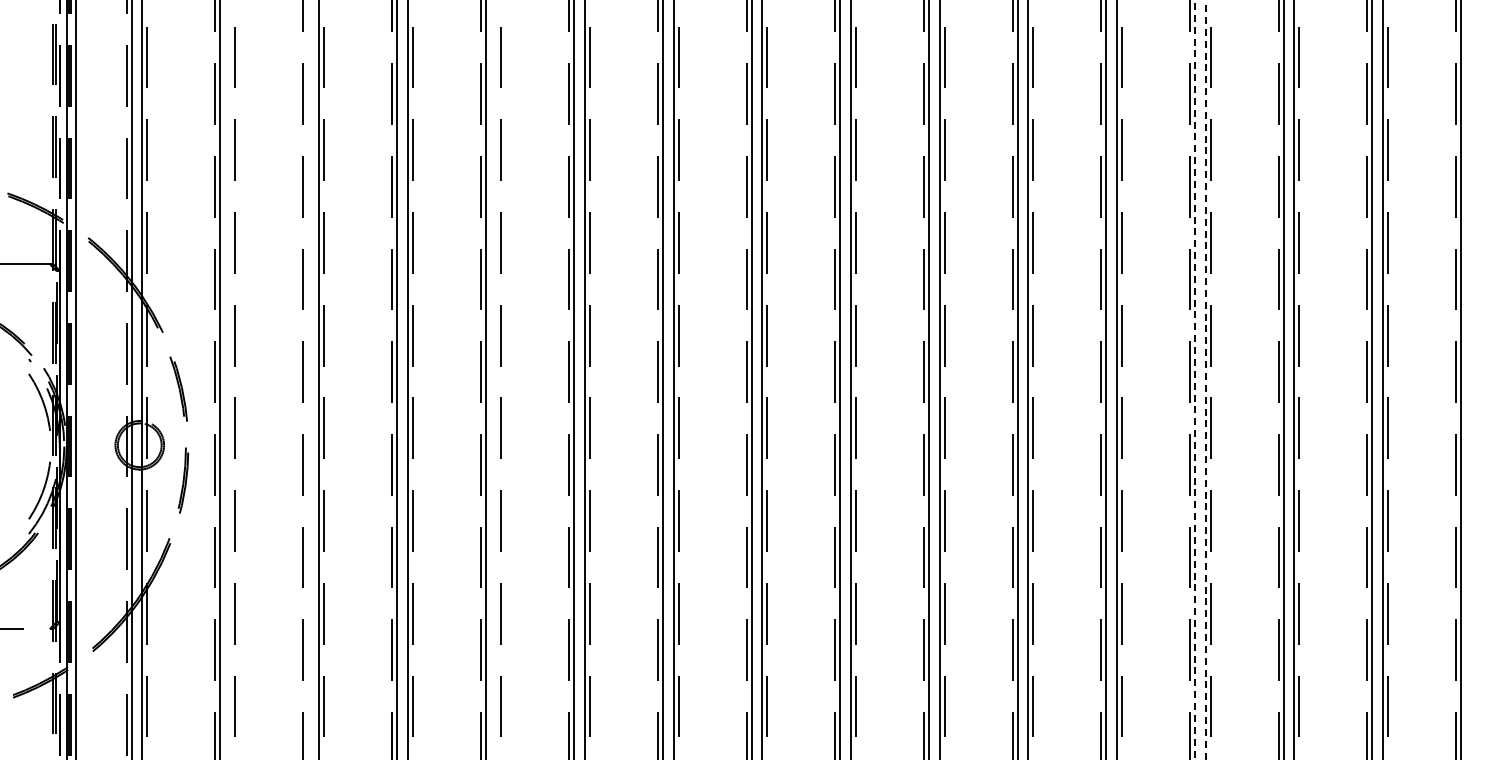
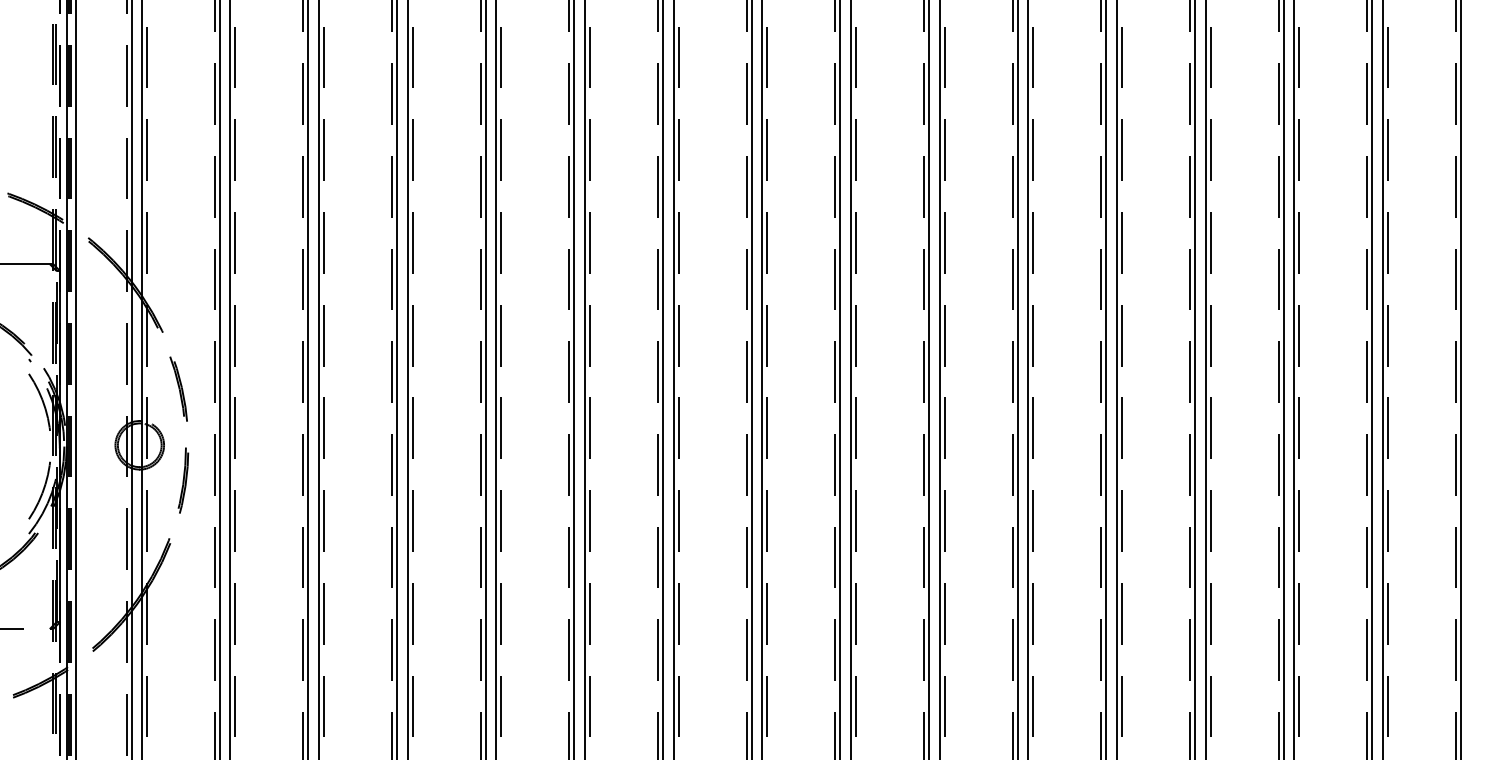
line: none -> present (230, 379)
line: none -> present (308, 379)
line: none -> present (496, 379)
line: dashed -> solid (1194, 379)
line: dashed -> solid (1205, 380)
